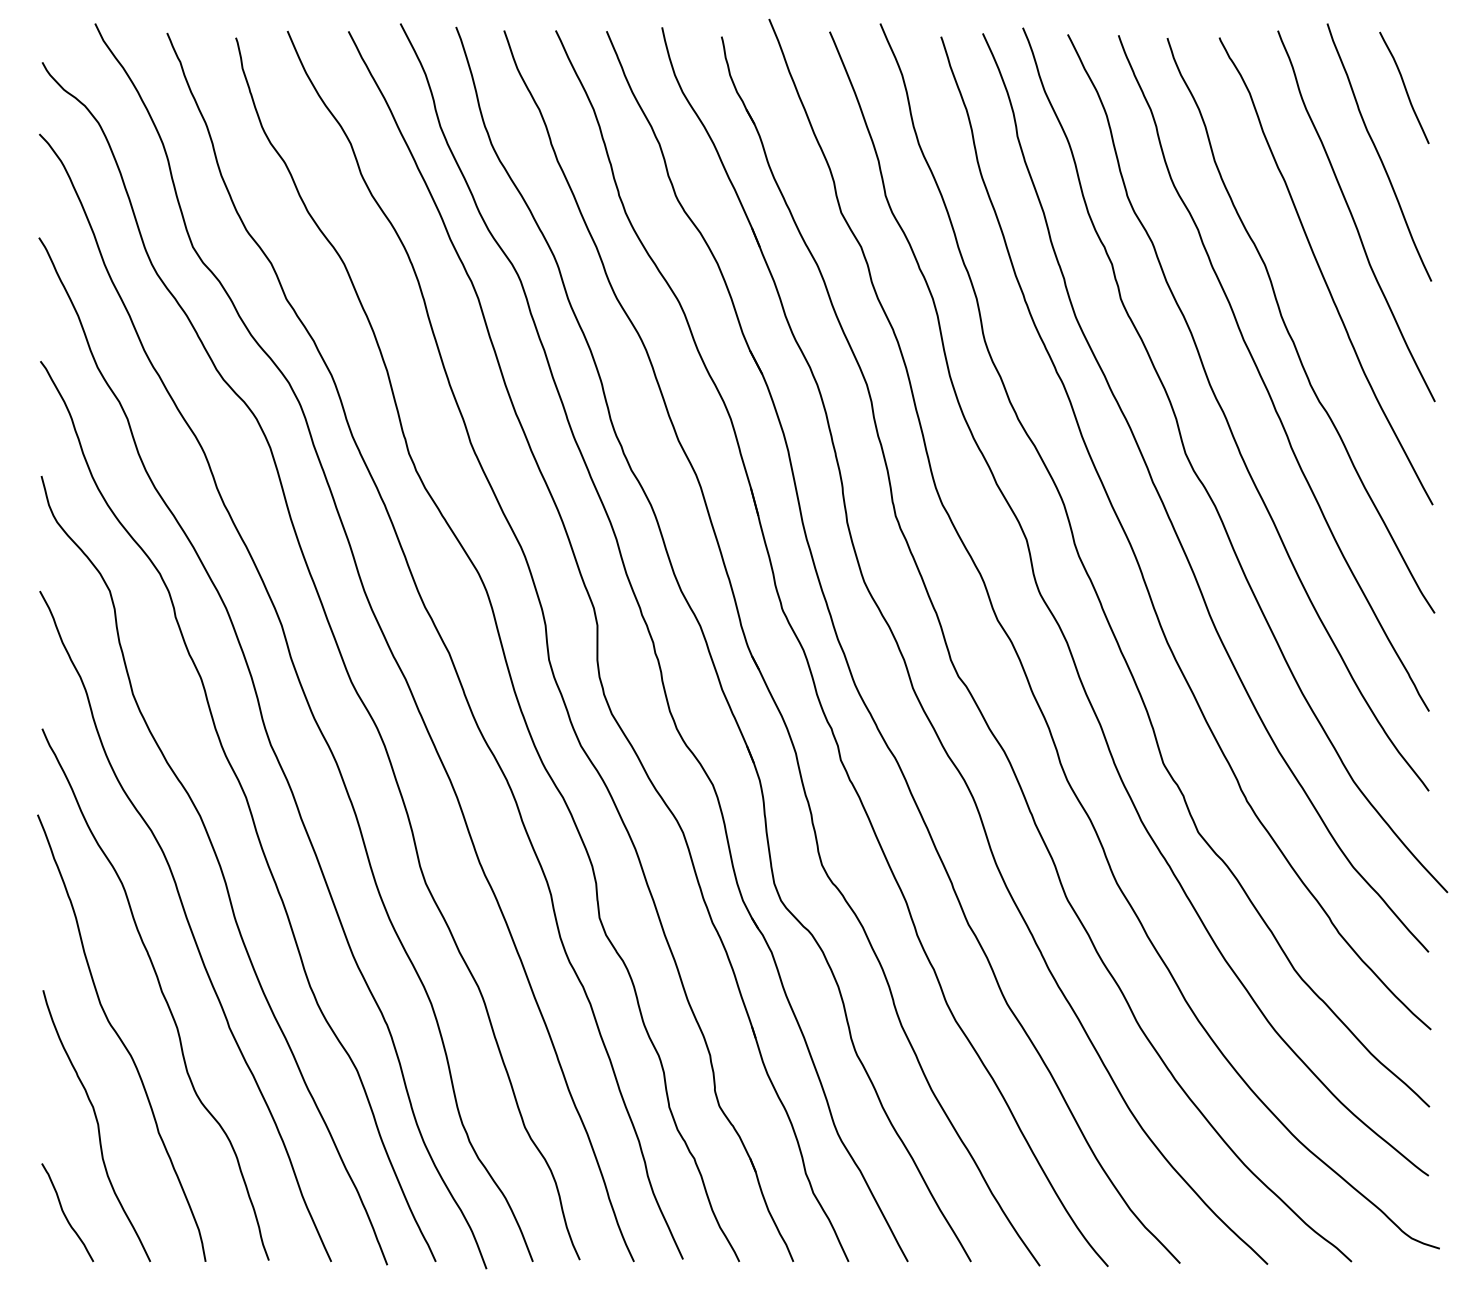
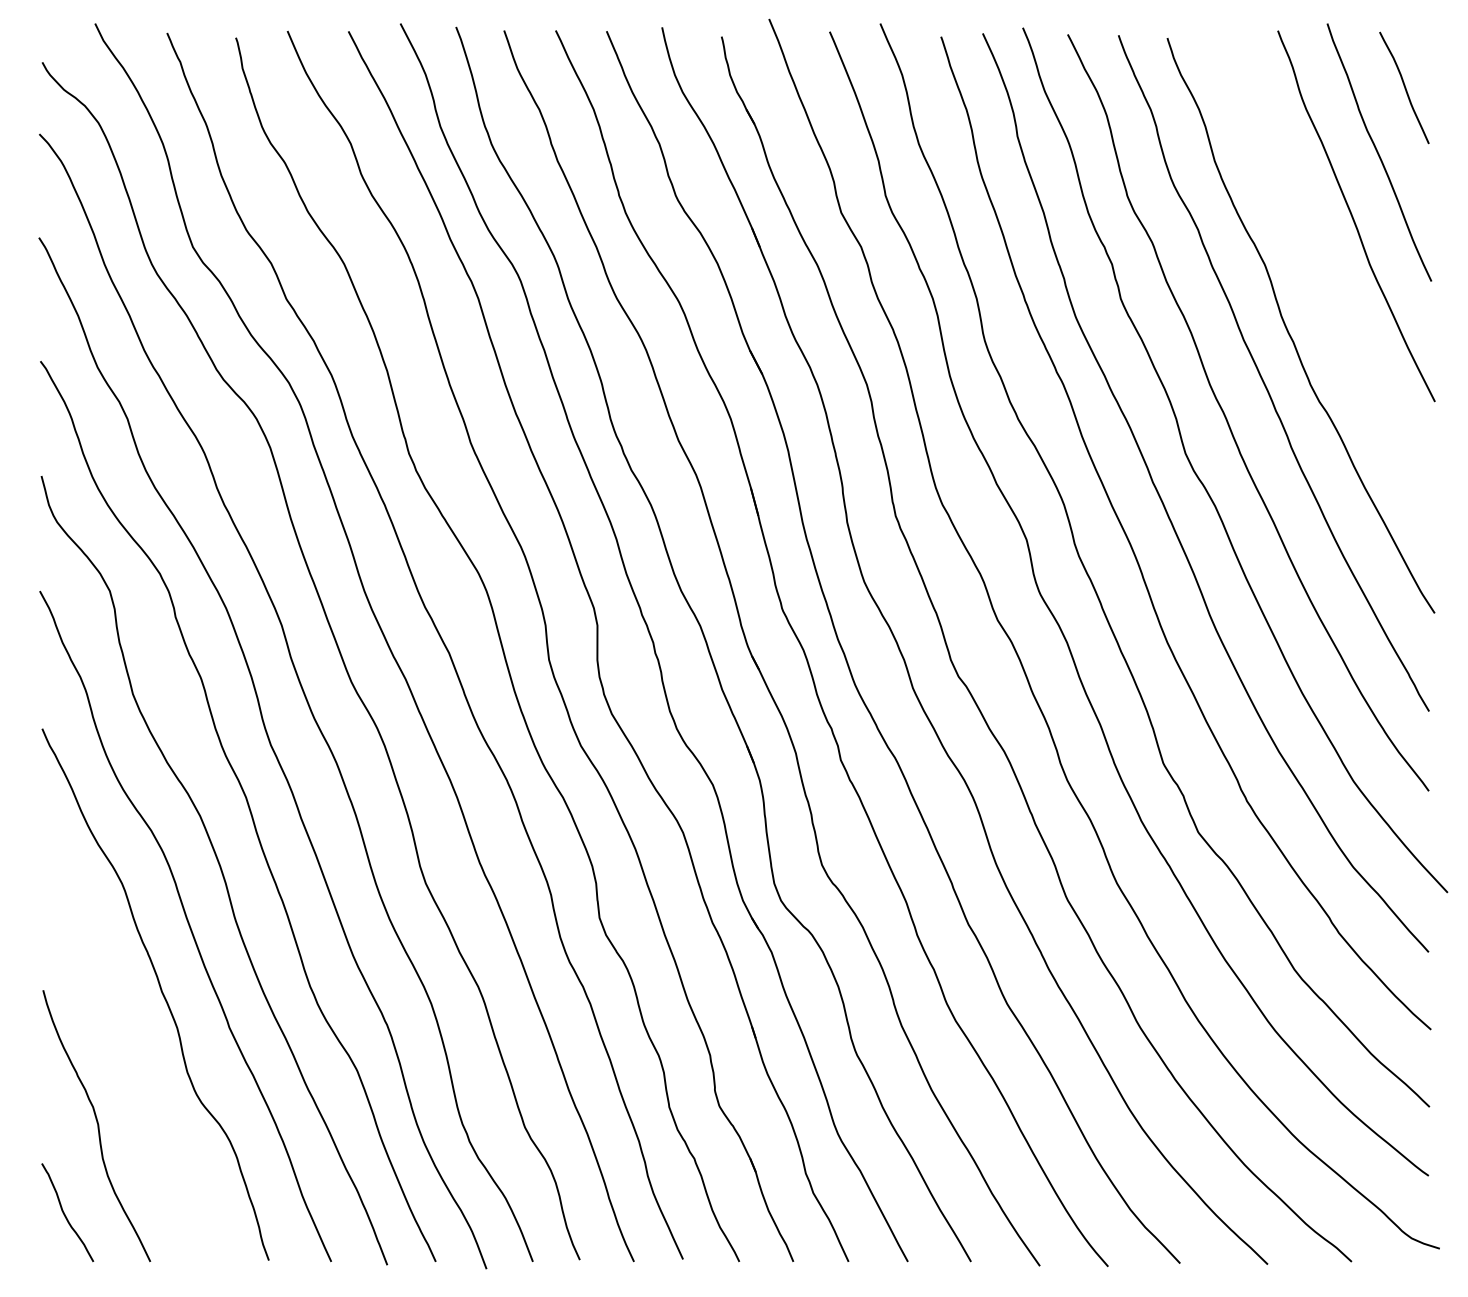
curve: present -> none (1322, 272)
curve: present -> none (120, 1037)
